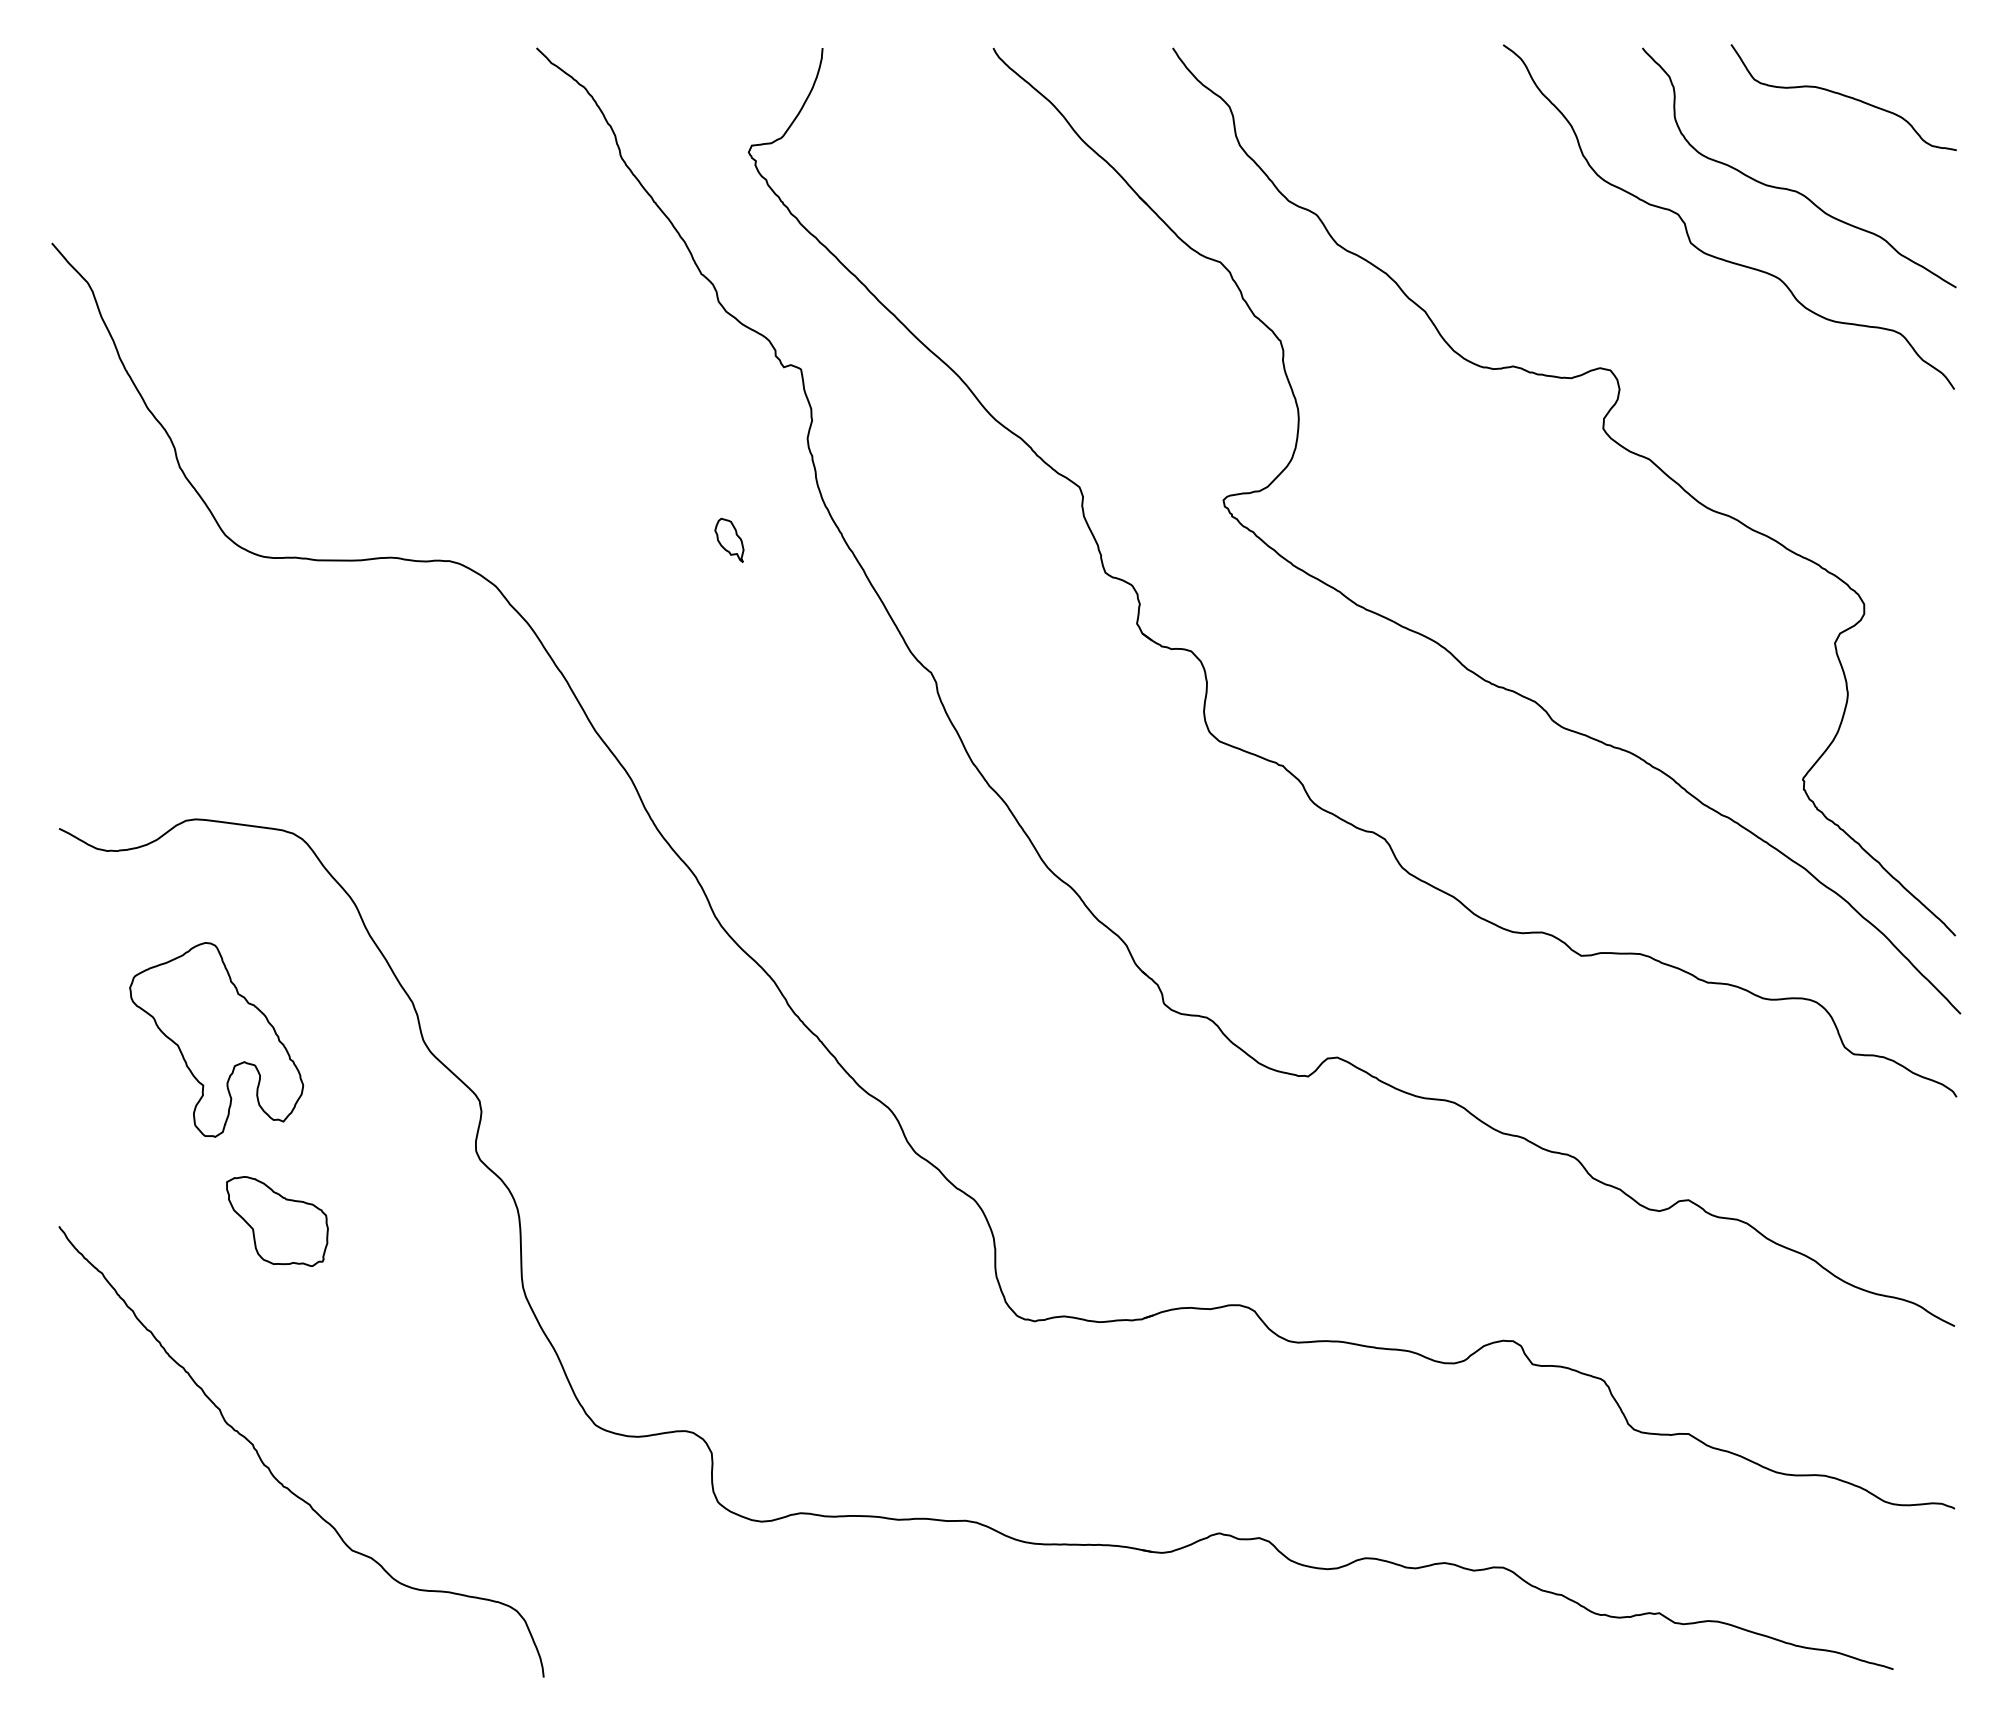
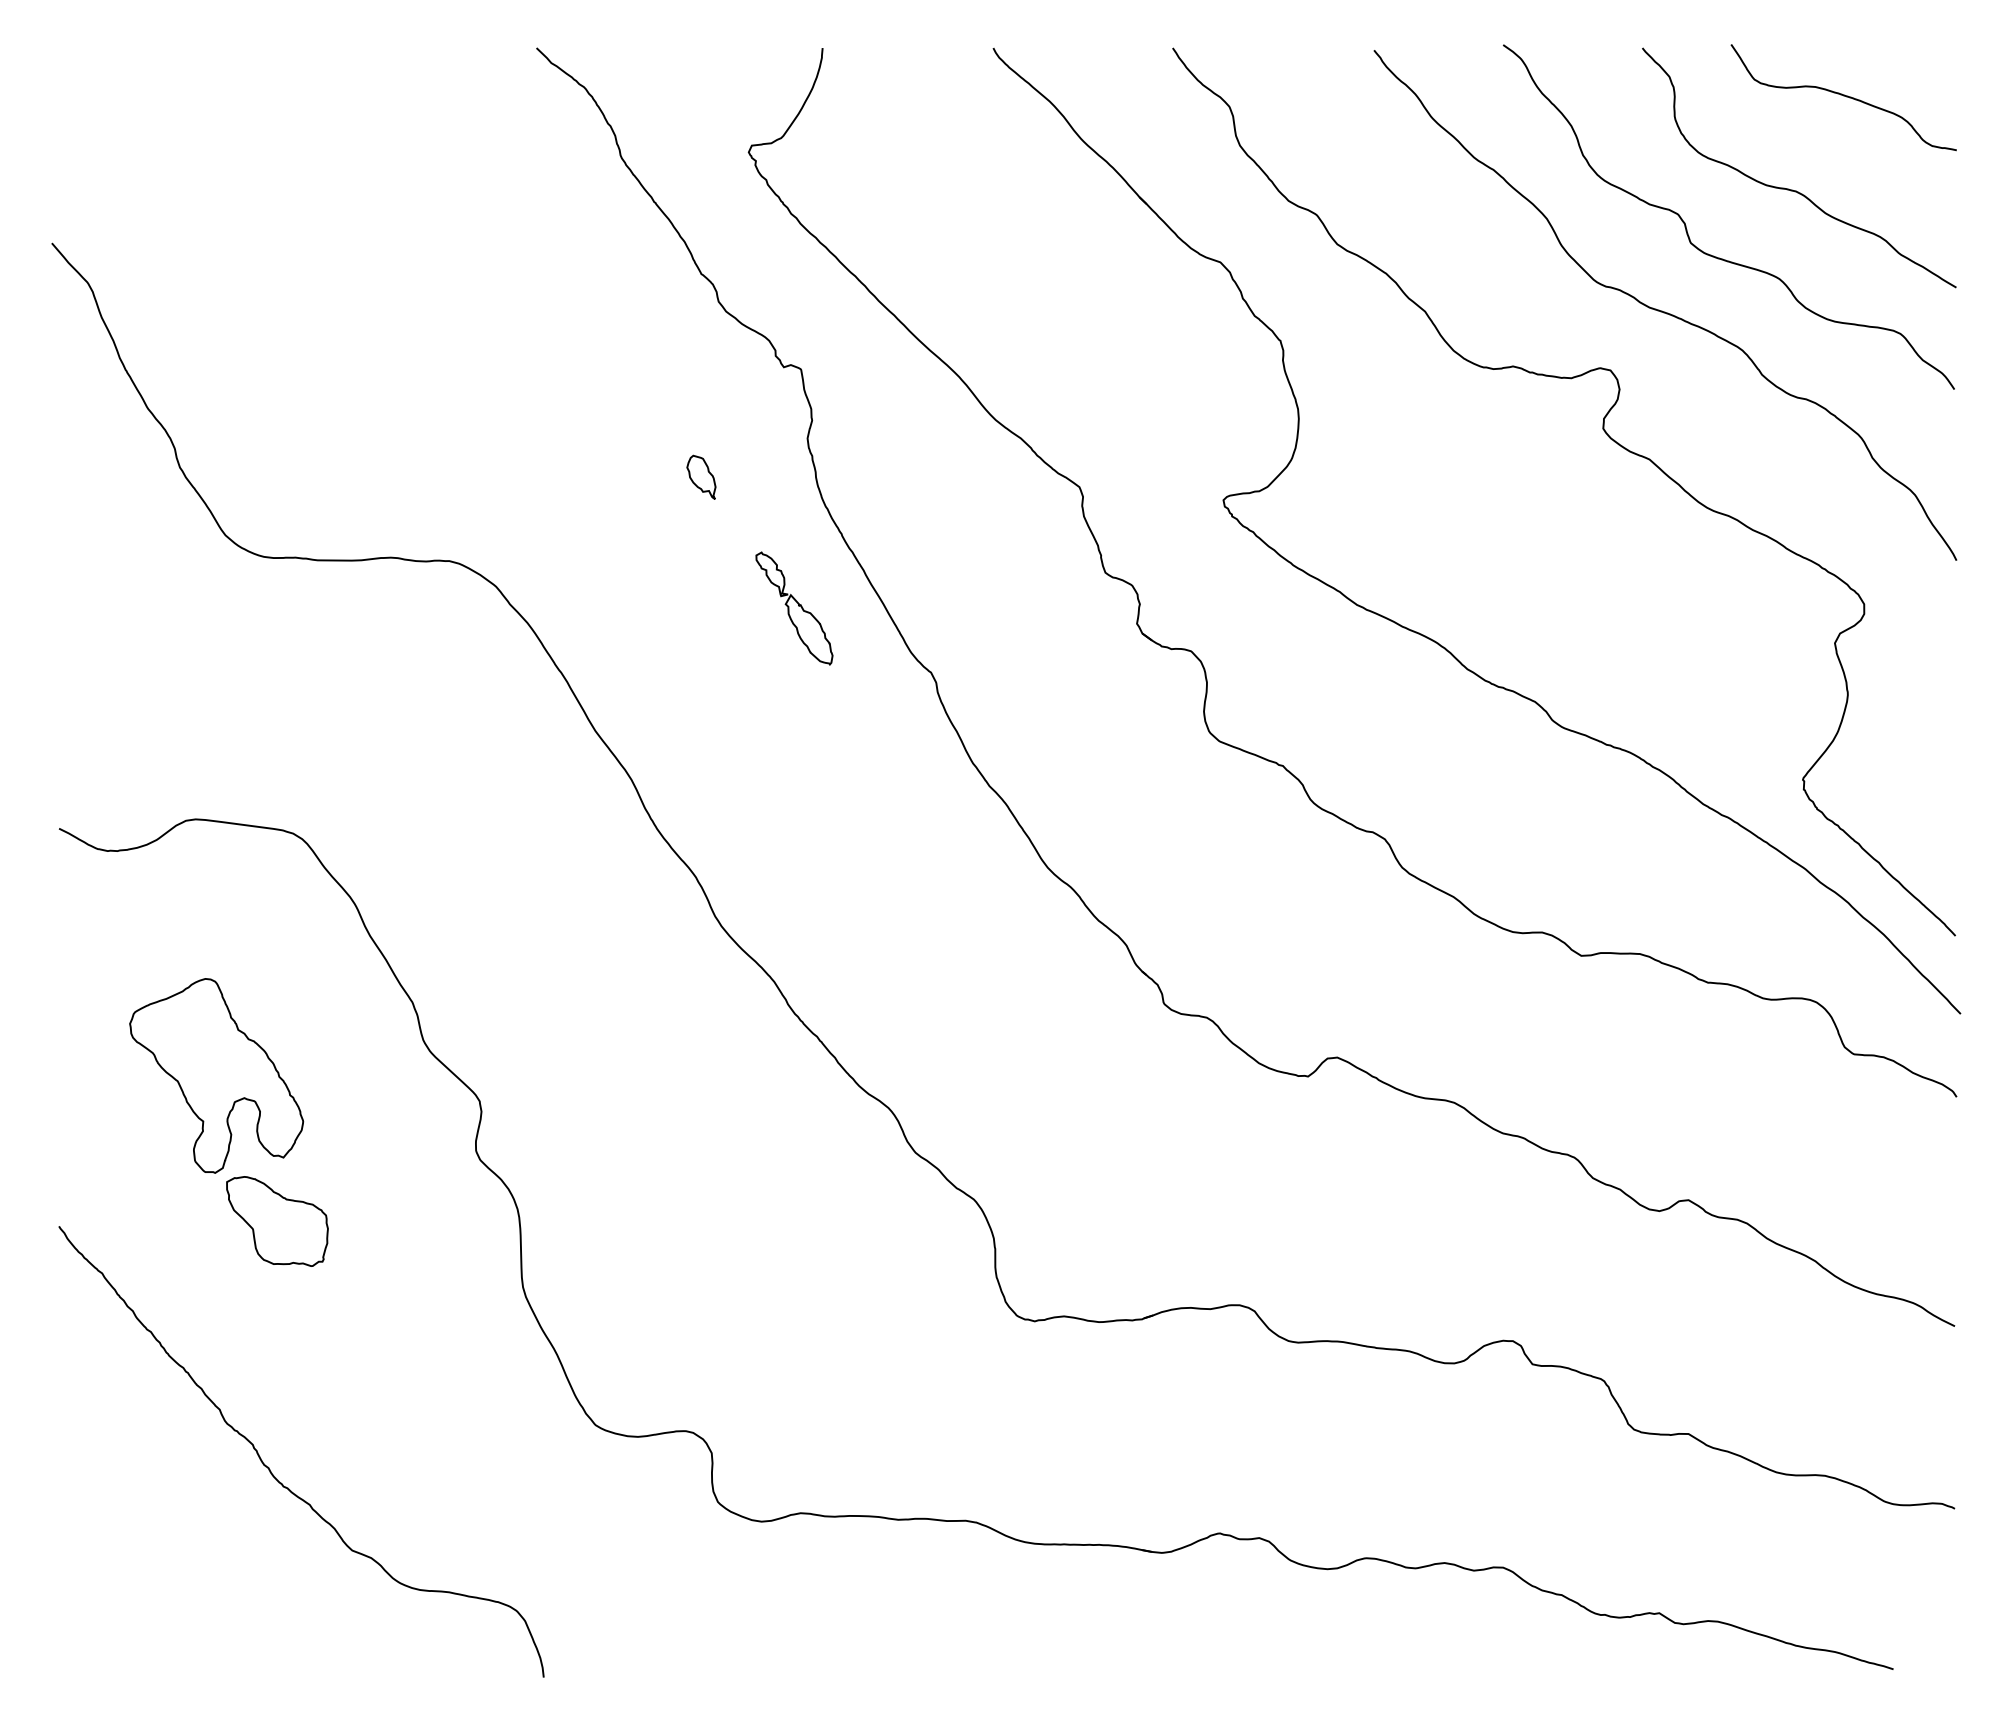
curve: none -> present (1662, 310)
part position: (729, 539) -> (701, 476) (701, 476)
part: none -> present (794, 608)
part position: (216, 1039) -> (216, 1075) (216, 1075)
